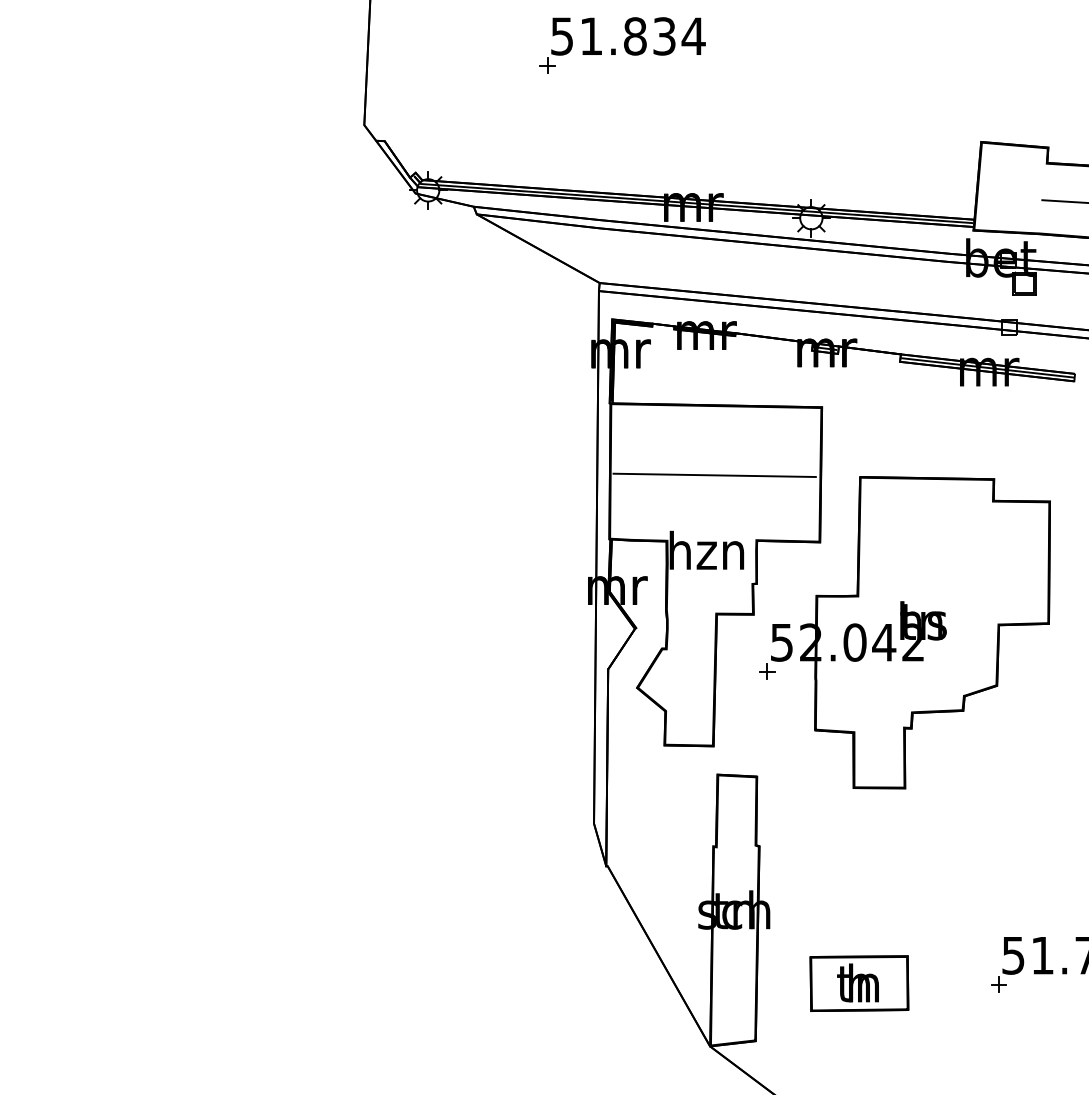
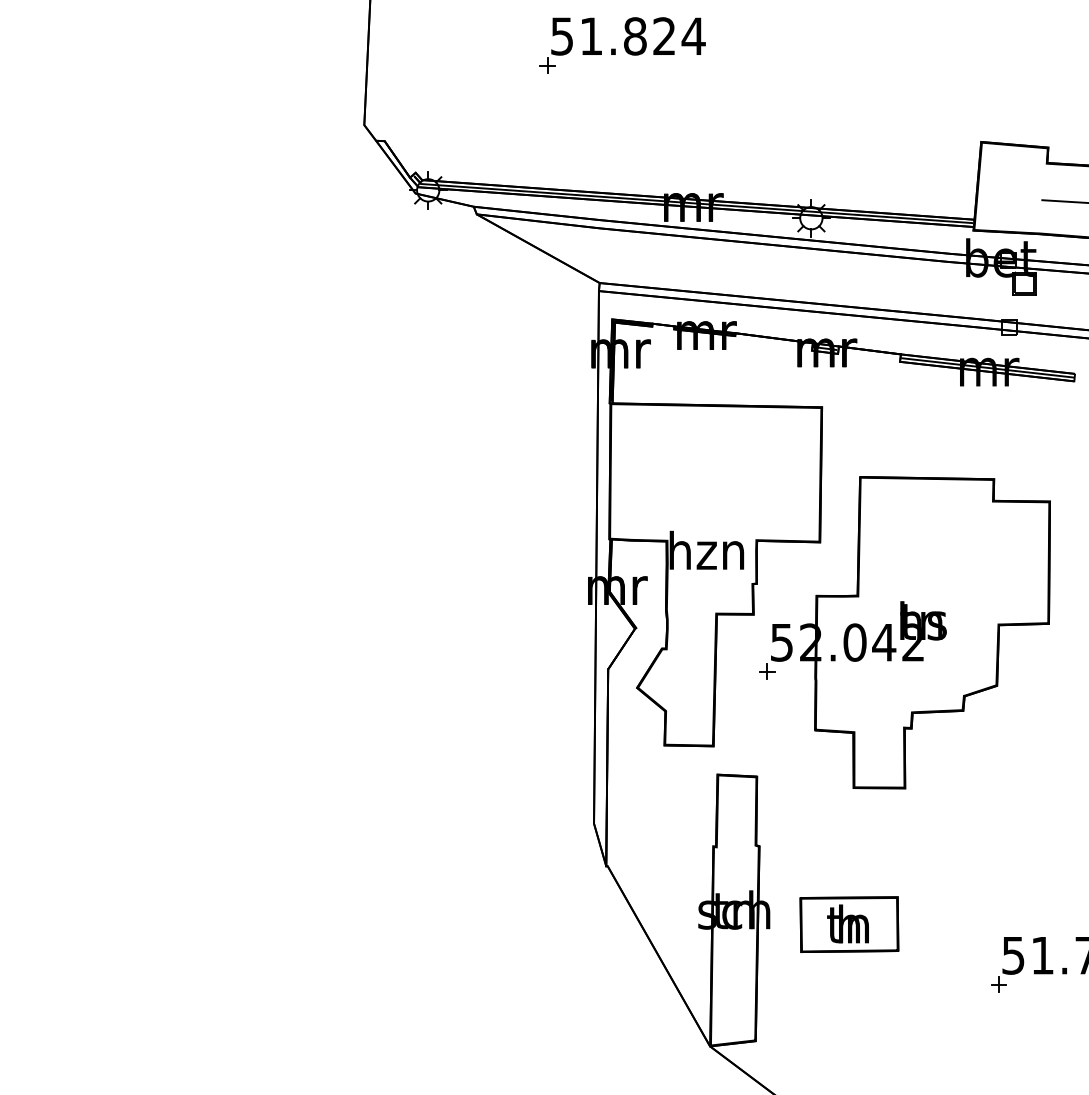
text: 51.834 -> 51.824 (664, 36)
line: present -> none (714, 475)
part position: (859, 983) -> (849, 924) (849, 924)
